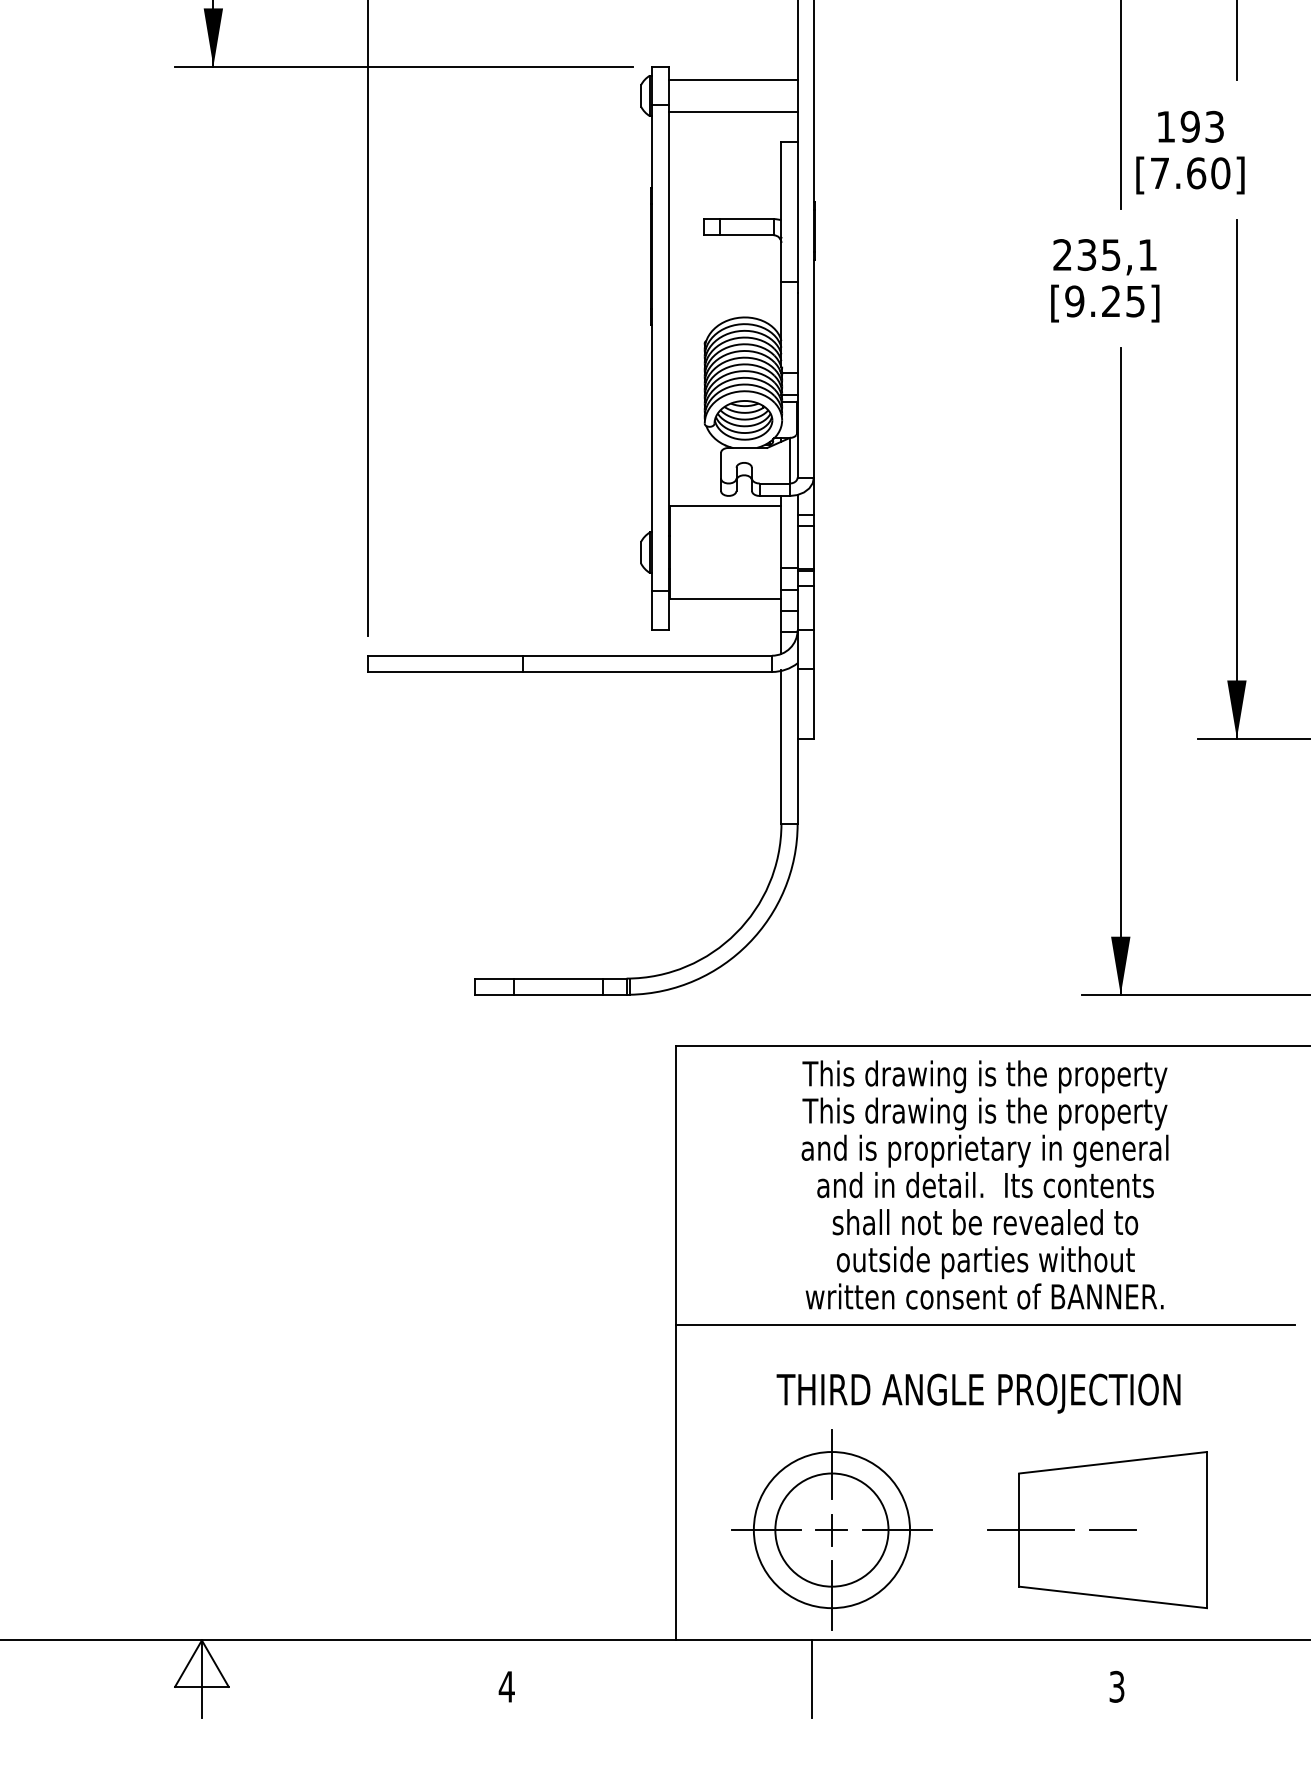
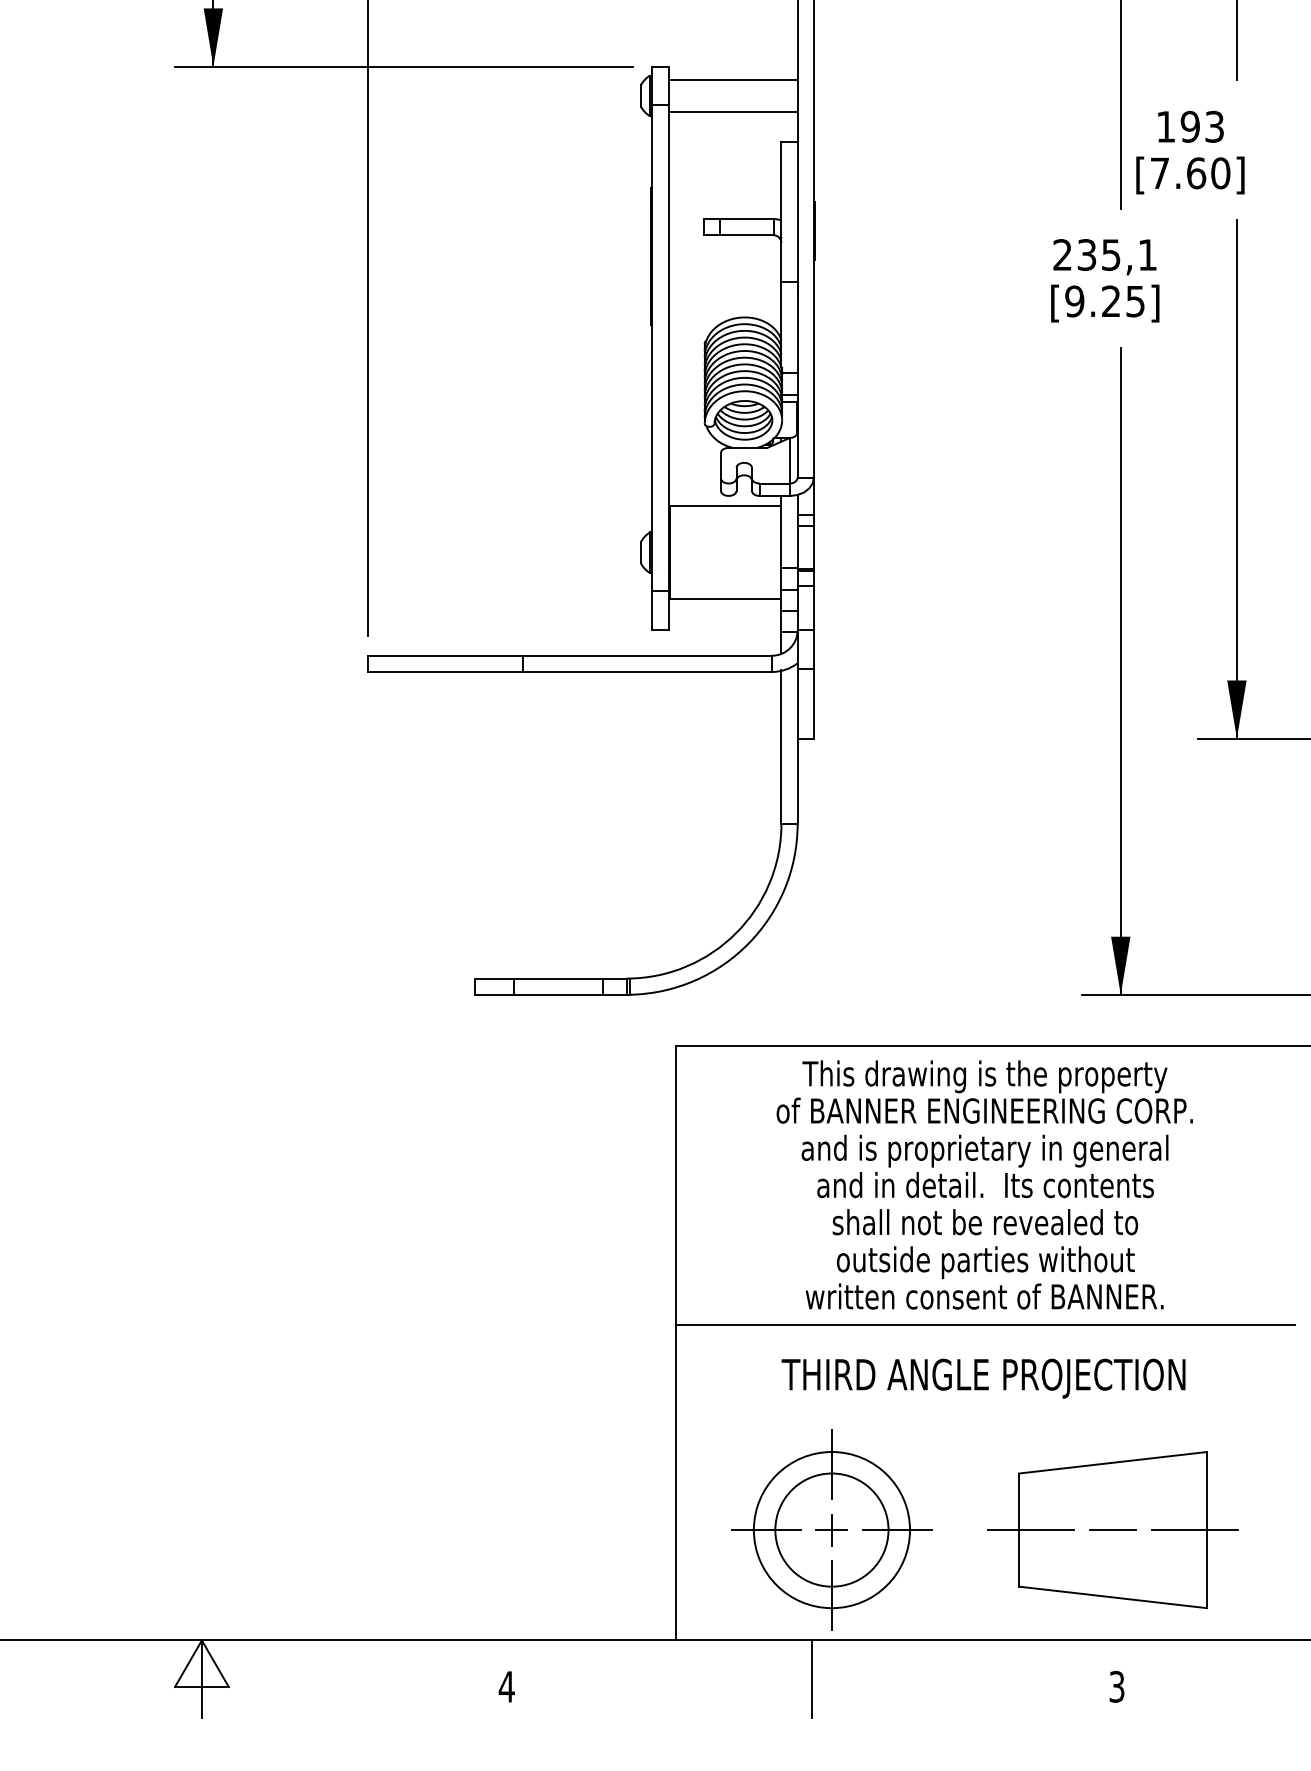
text: This drawing is the property -> of BANNER ENGINEERING CORP. (984, 1113)
text position: (978, 1393) -> (983, 1378) (983, 1378)
line: none -> present (1194, 1530)
